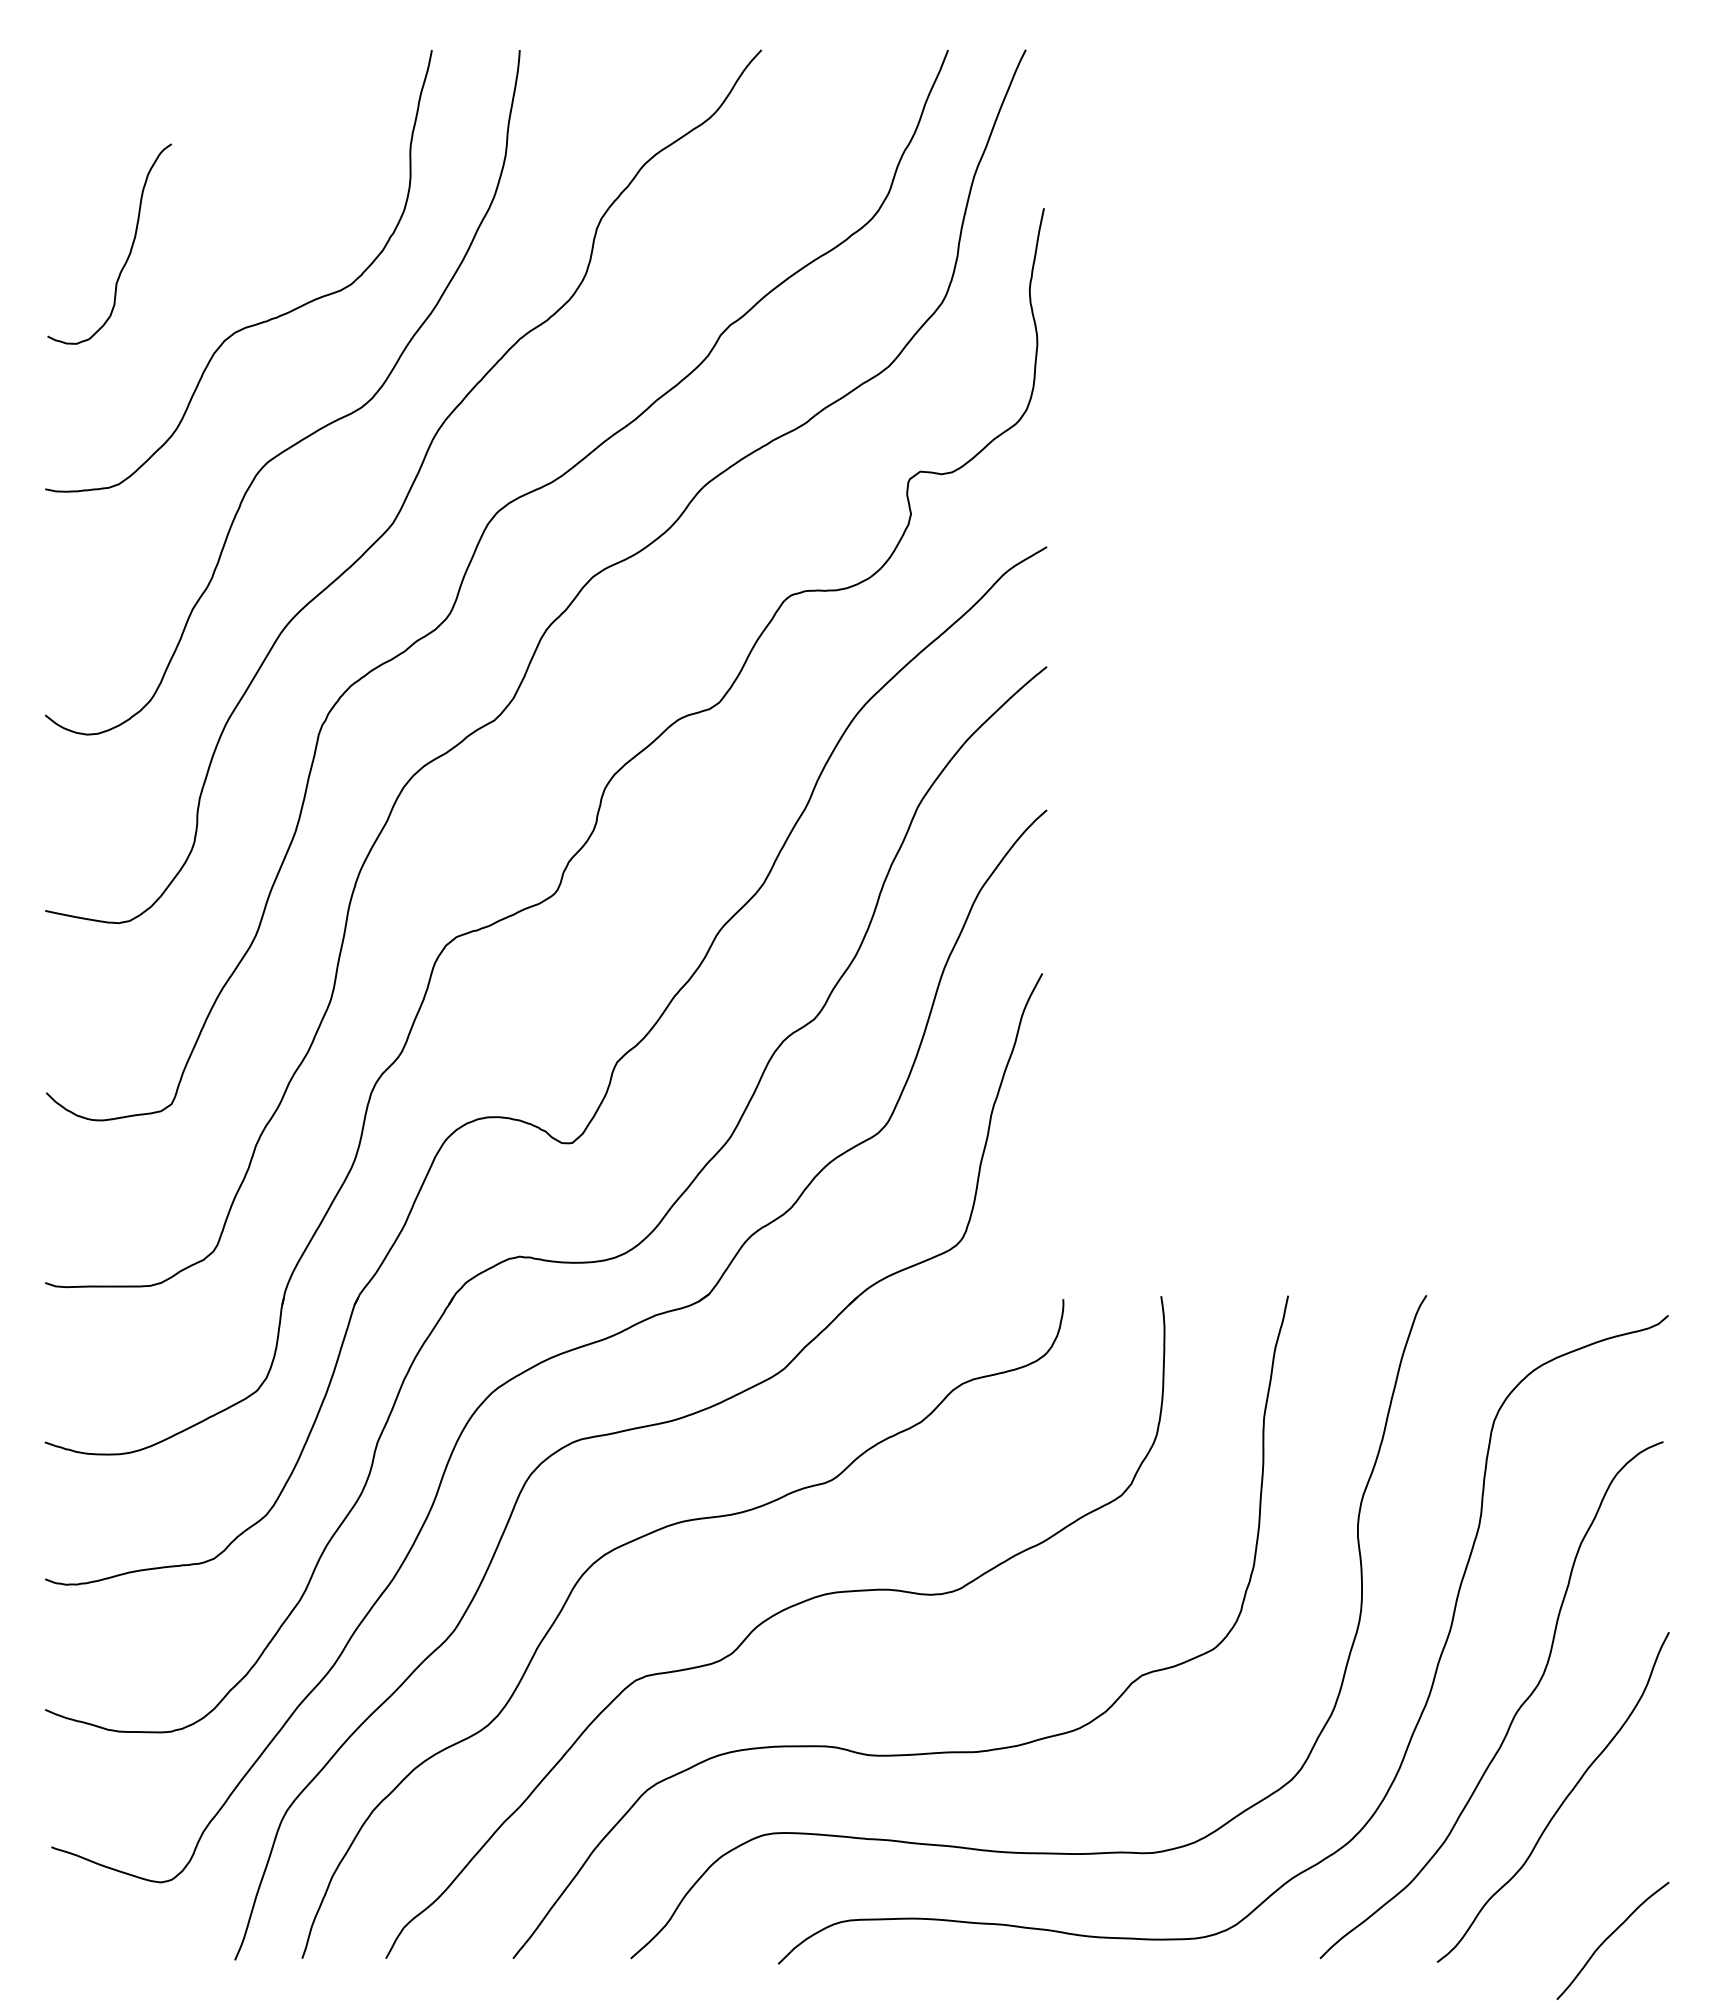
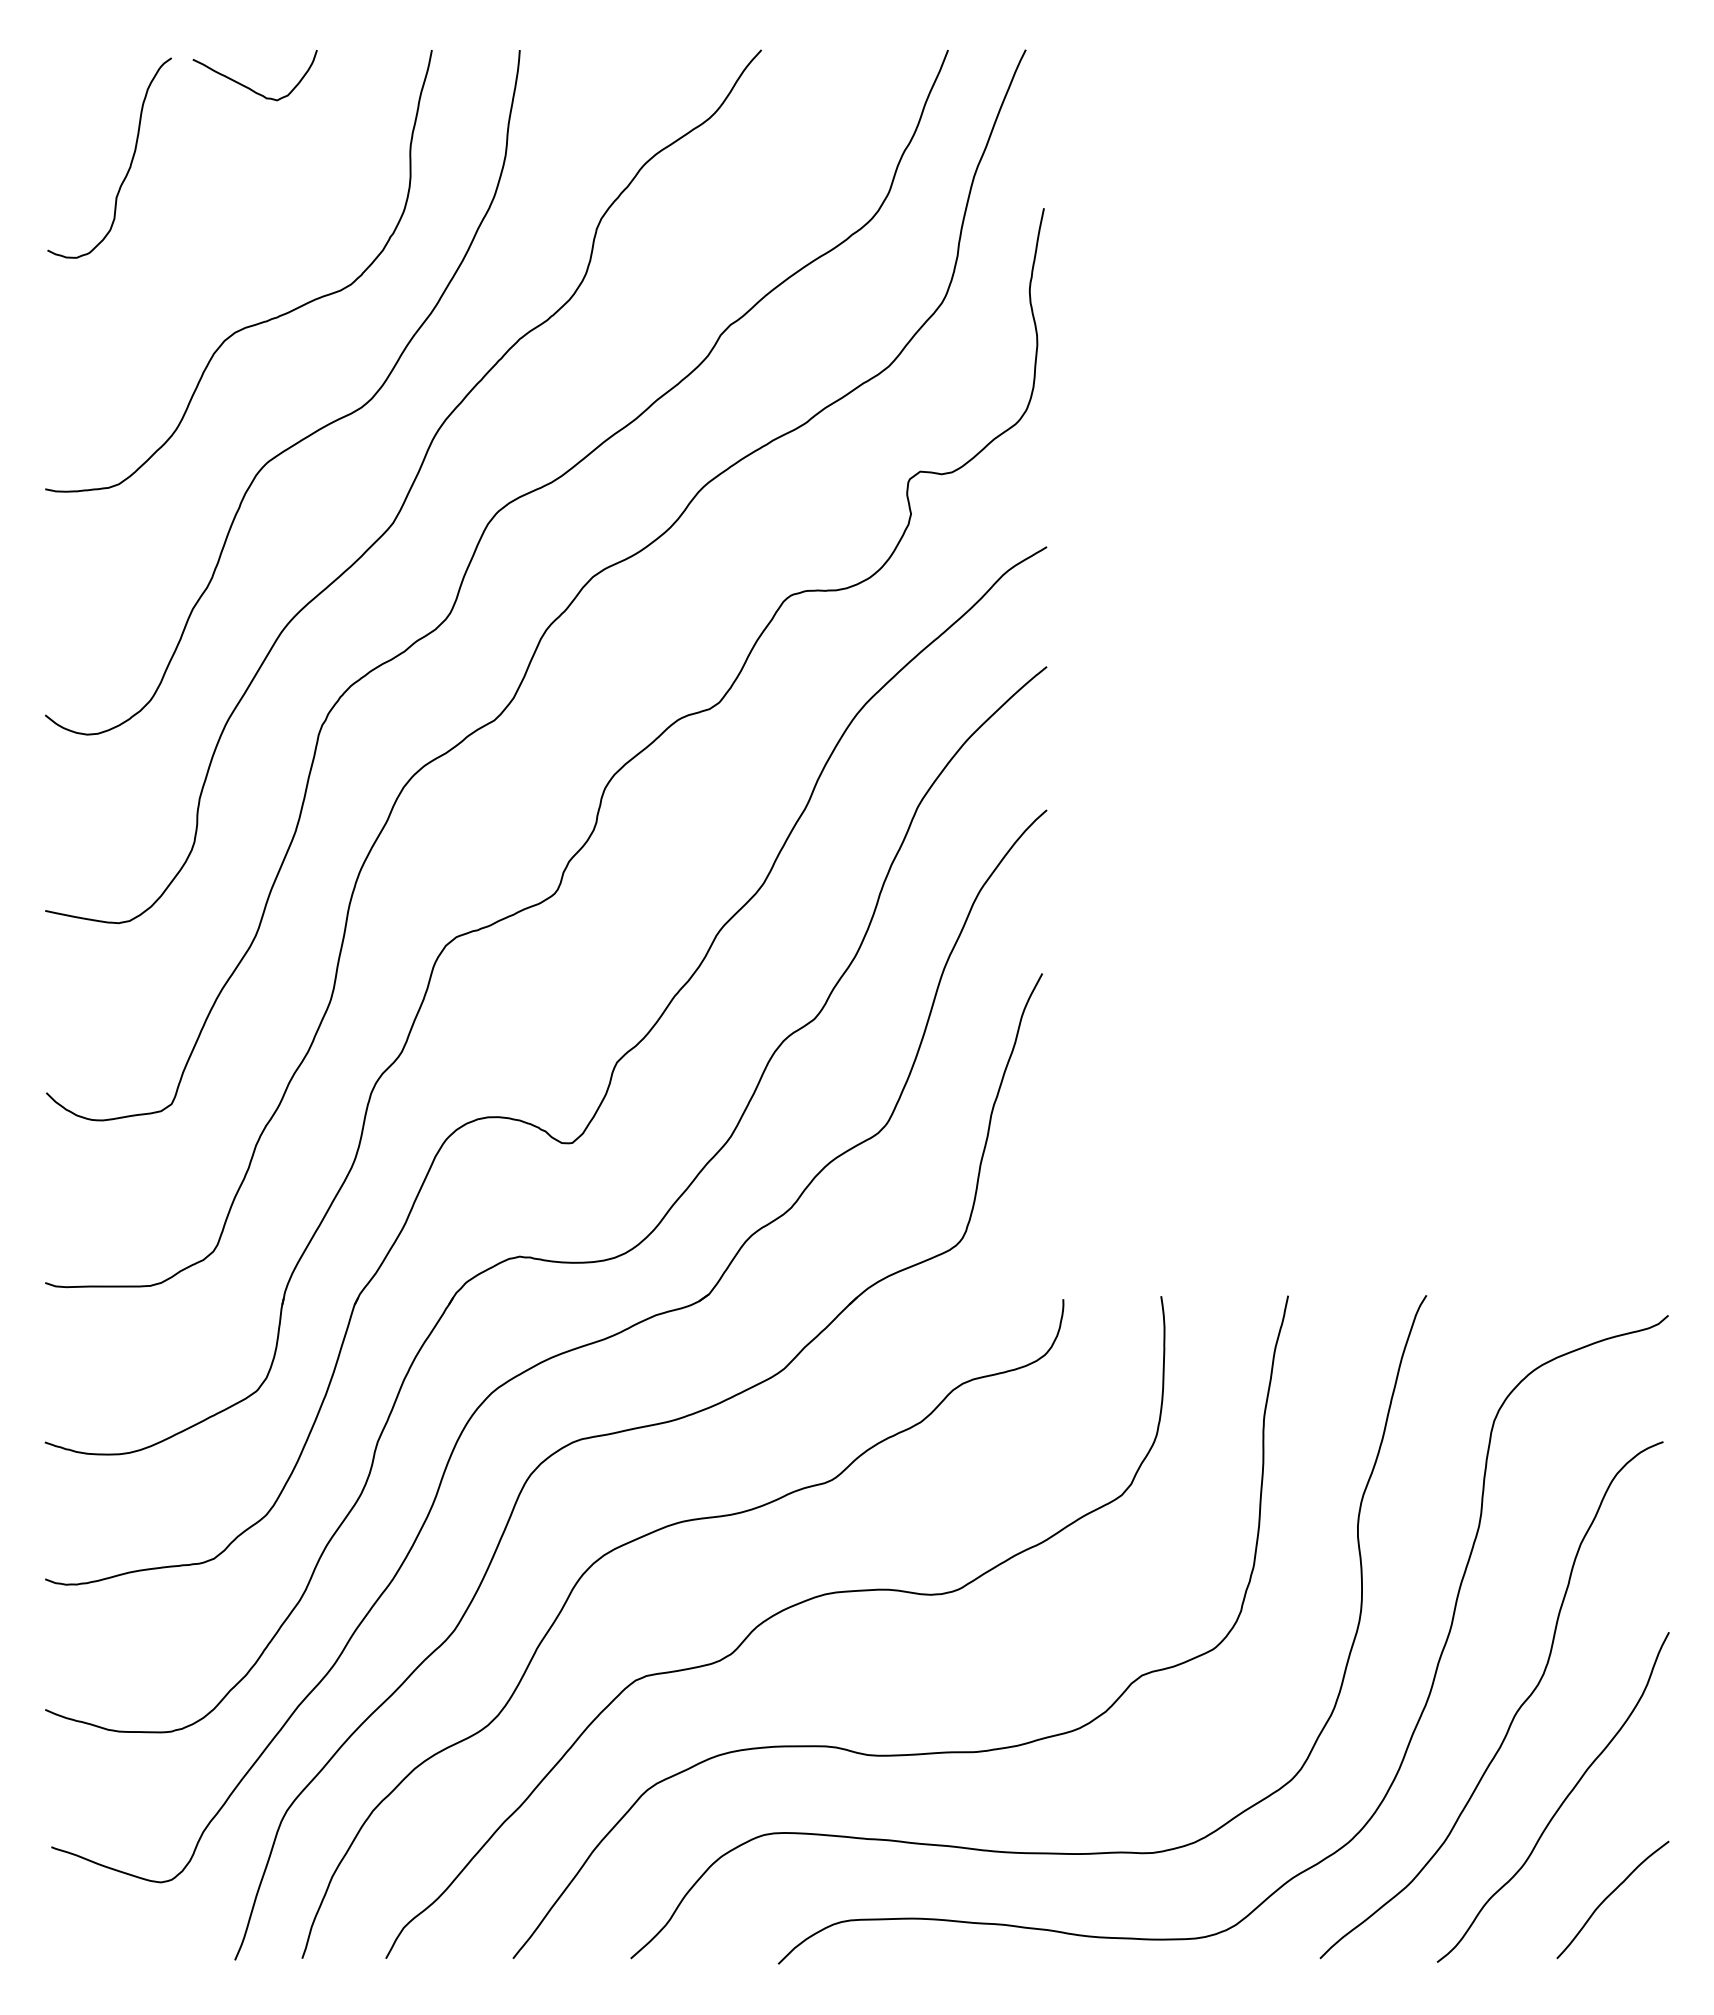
curve: none -> present (249, 87)
curve position: (129, 251) -> (129, 165) (129, 165)
curve position: (1609, 1937) -> (1609, 1896) (1609, 1896)
